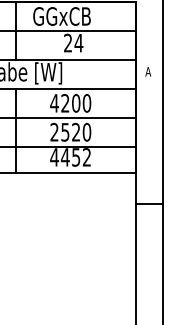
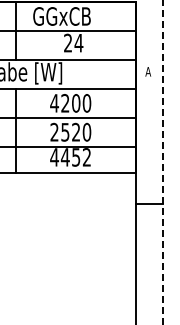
line: solid -> dashed (162, 162)
